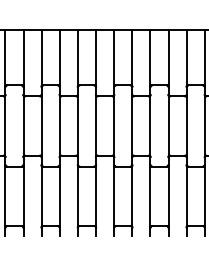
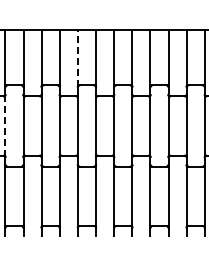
line: solid -> dashed (77, 58)
line: solid -> dashed (5, 126)
